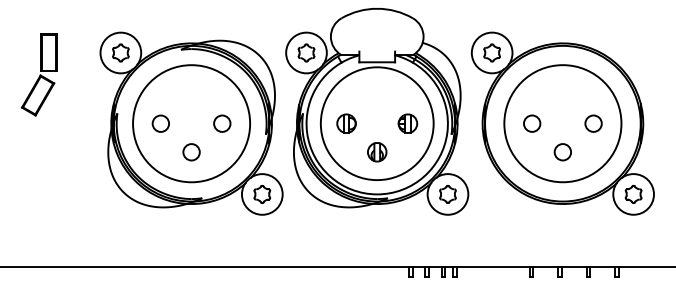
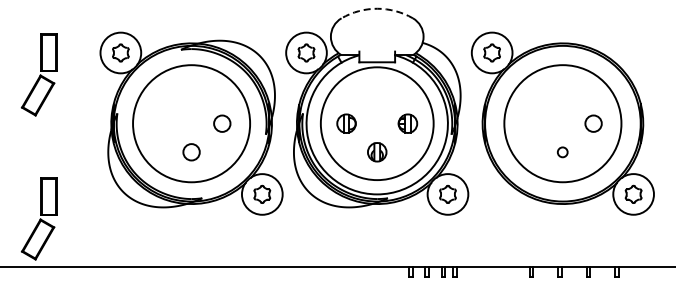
arc: solid -> dashed (377, 8)
circle: present -> none (160, 123)
circle: present -> none (532, 123)
circle size: 19x19 px -> 13x13 px (562, 152)
part: none -> present (38, 218)
